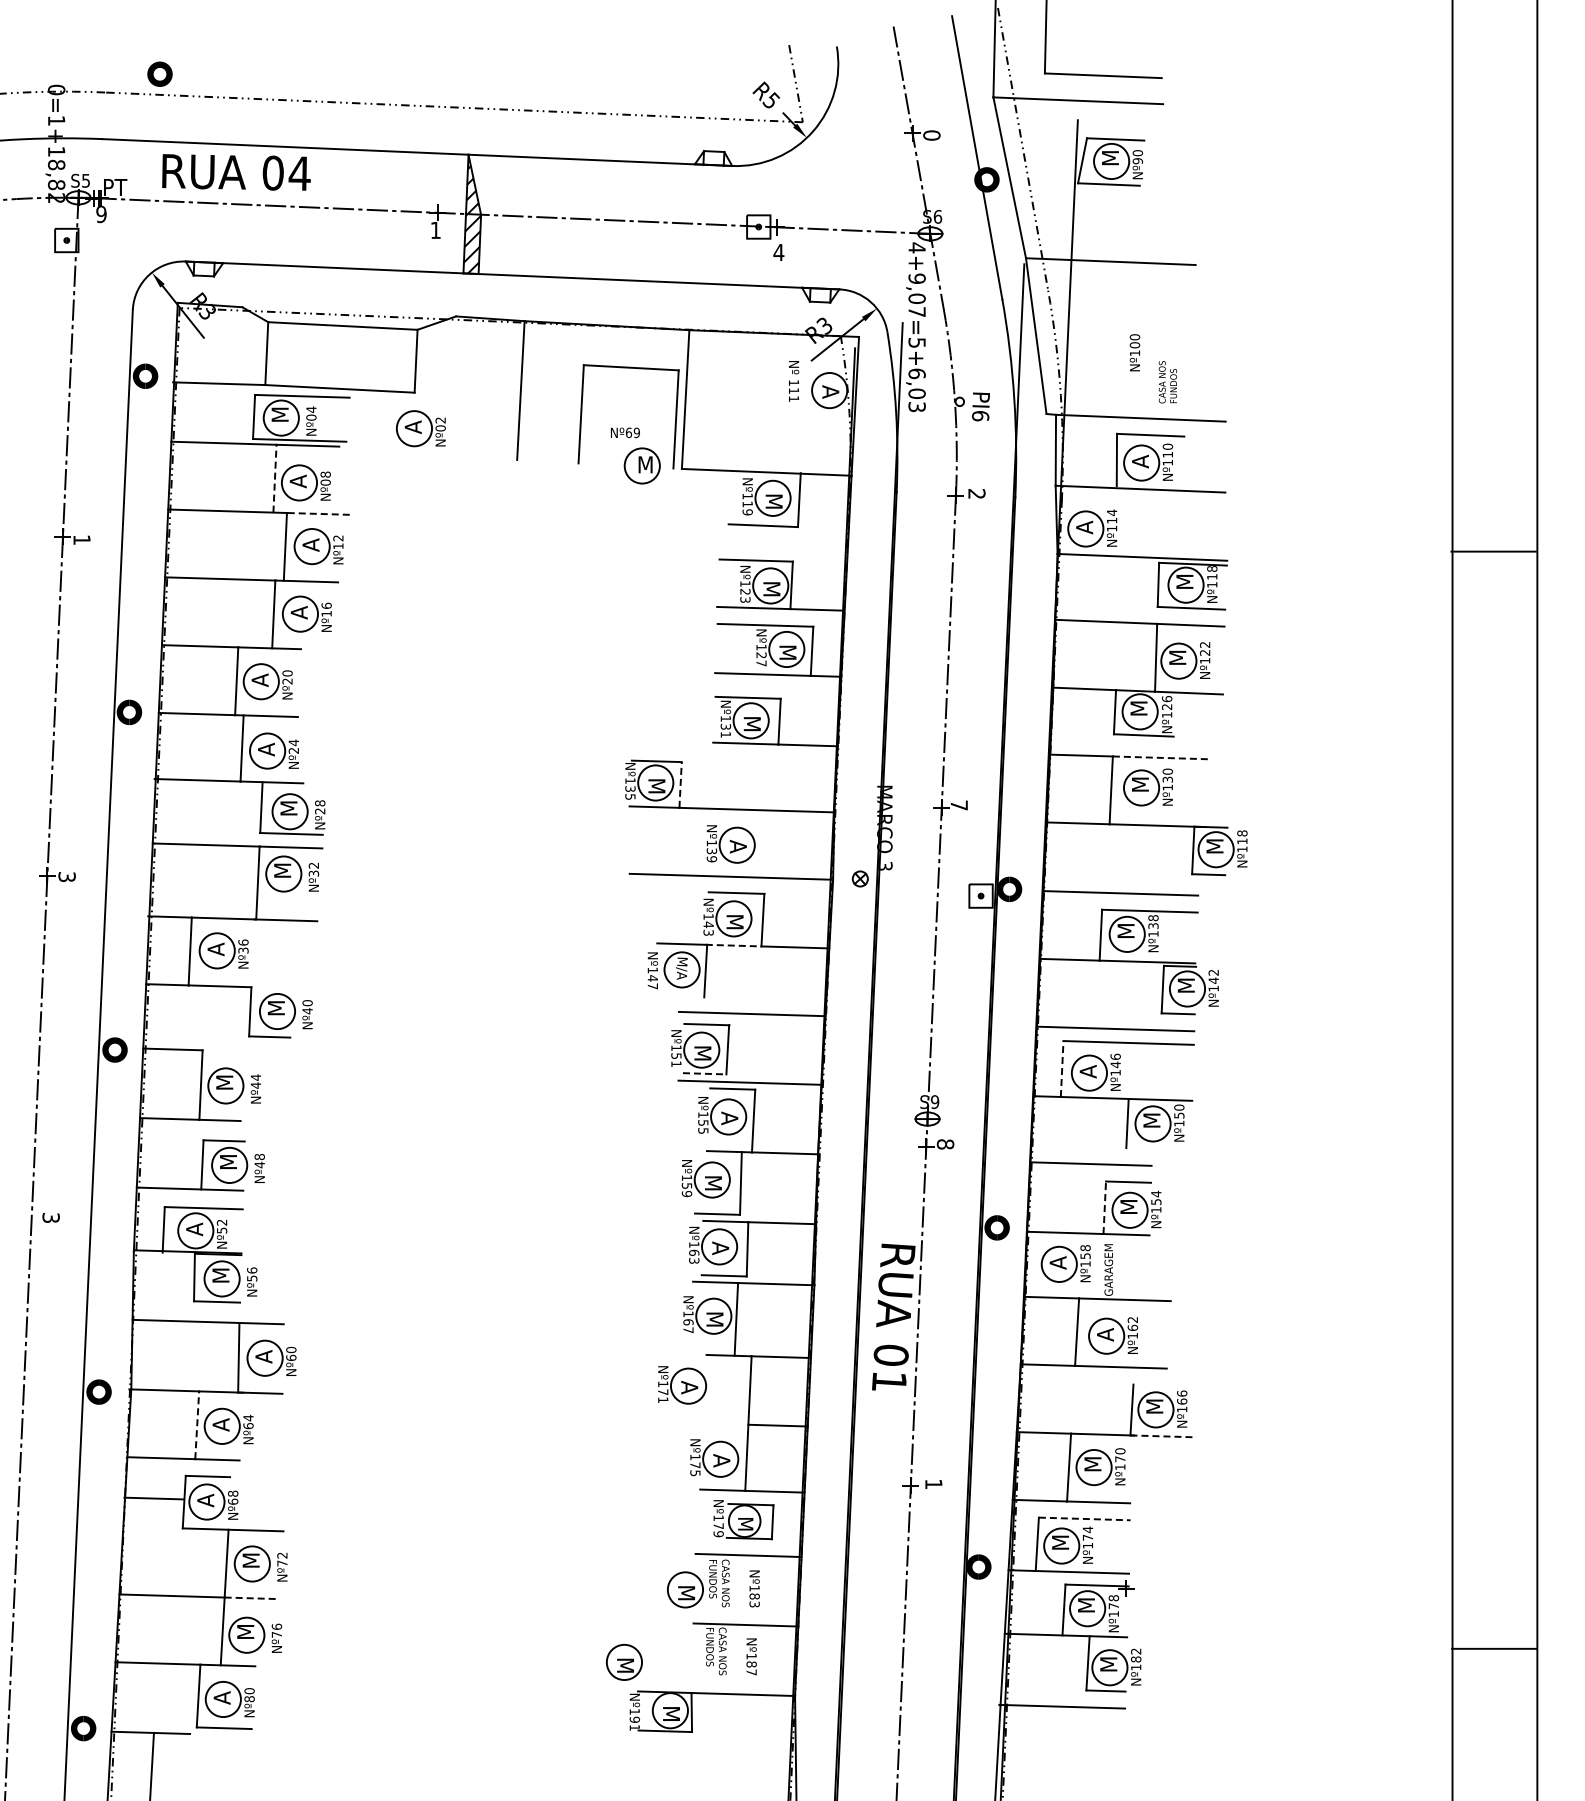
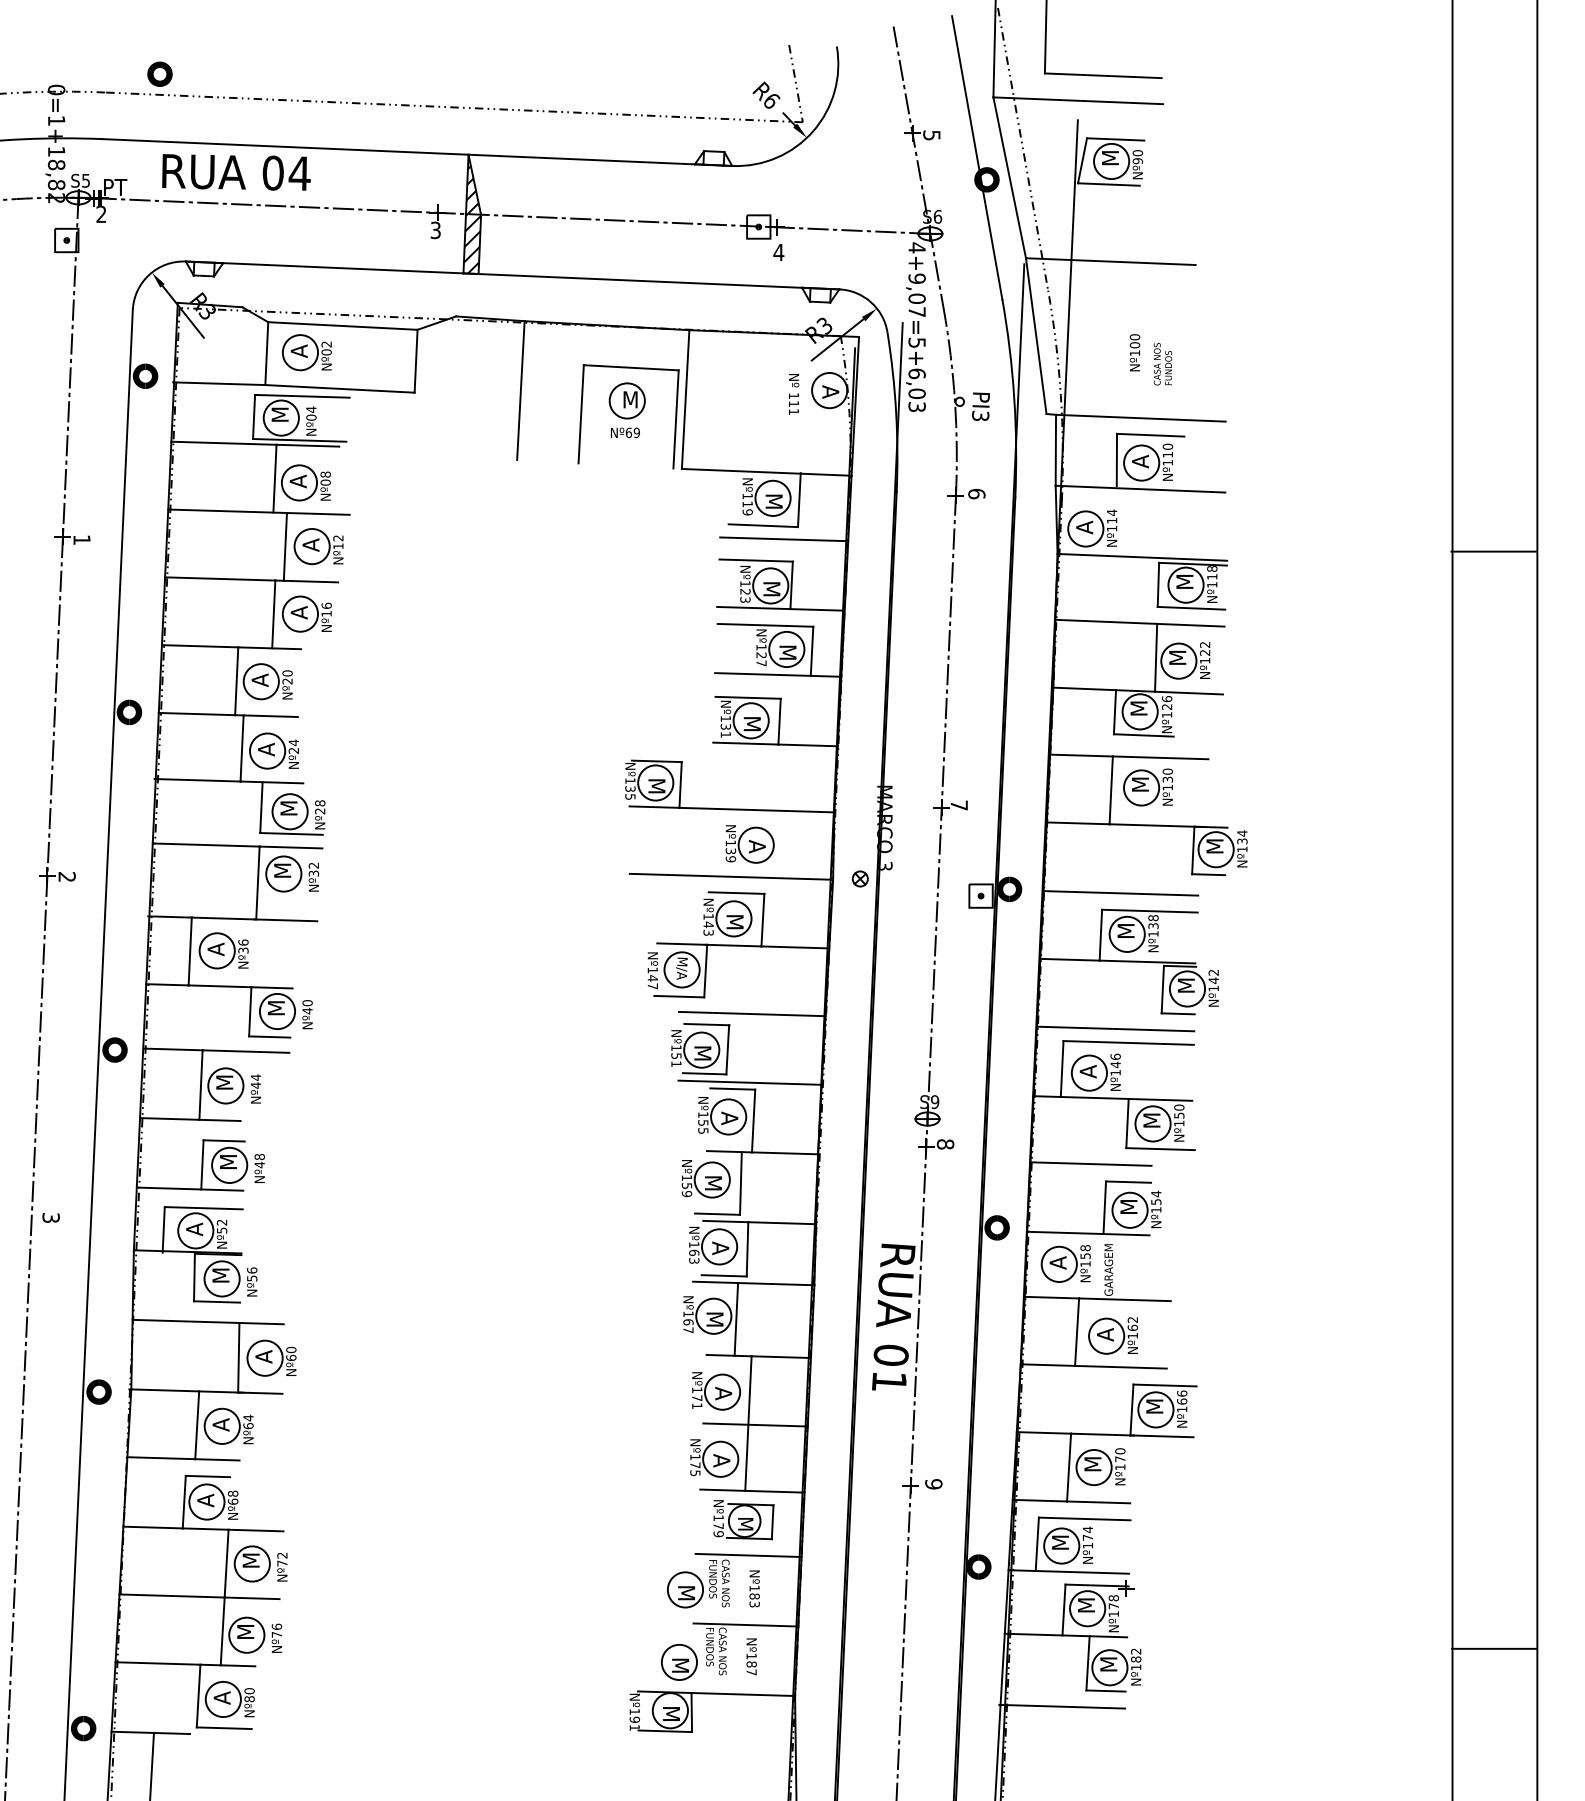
text: R5 -> R6 (771, 100)
text: 0 -> 5 (931, 135)
text: 9 -> 2 (101, 214)
text: 1 -> 3 (435, 230)
text position: (794, 381) -> (794, 394) (794, 394)
text position: (1167, 382) -> (1162, 364) (1162, 364)
text: PI6 -> PI3 (980, 415)
part position: (420, 428) -> (306, 352) (306, 352)
part position: (641, 465) -> (626, 400) (626, 400)
line: dashed -> solid (274, 478)
text: 2 -> 6 (976, 493)
line: dashed -> solid (317, 513)
line: none -> present (784, 539)
line: dashed -> solid (1160, 757)
line: dashed -> solid (680, 784)
text: Nº118 -> Nº134 (1242, 837)
part position: (730, 844) -> (749, 844) (749, 844)
text: 3 -> 2 (66, 876)
line: dashed -> solid (733, 945)
line: none -> present (271, 987)
line: none -> present (679, 996)
line: none -> present (245, 1051)
line: dashed -> solid (1062, 1068)
line: dashed -> solid (704, 1073)
line: none -> present (1160, 1149)
line: dashed -> solid (1104, 1207)
part position: (682, 1385) -> (716, 1391) (716, 1391)
line: none -> present (1164, 1385)
line: none -> present (725, 1423)
line: dashed -> solid (197, 1425)
line: dashed -> solid (1162, 1436)
text: 1 -> 9 (933, 1484)
line position: (153, 1498) -> (152, 1527) (152, 1527)
line: dashed -> solid (1084, 1518)
line: dashed -> solid (252, 1598)
part position: (624, 1661) -> (679, 1661) (679, 1661)
